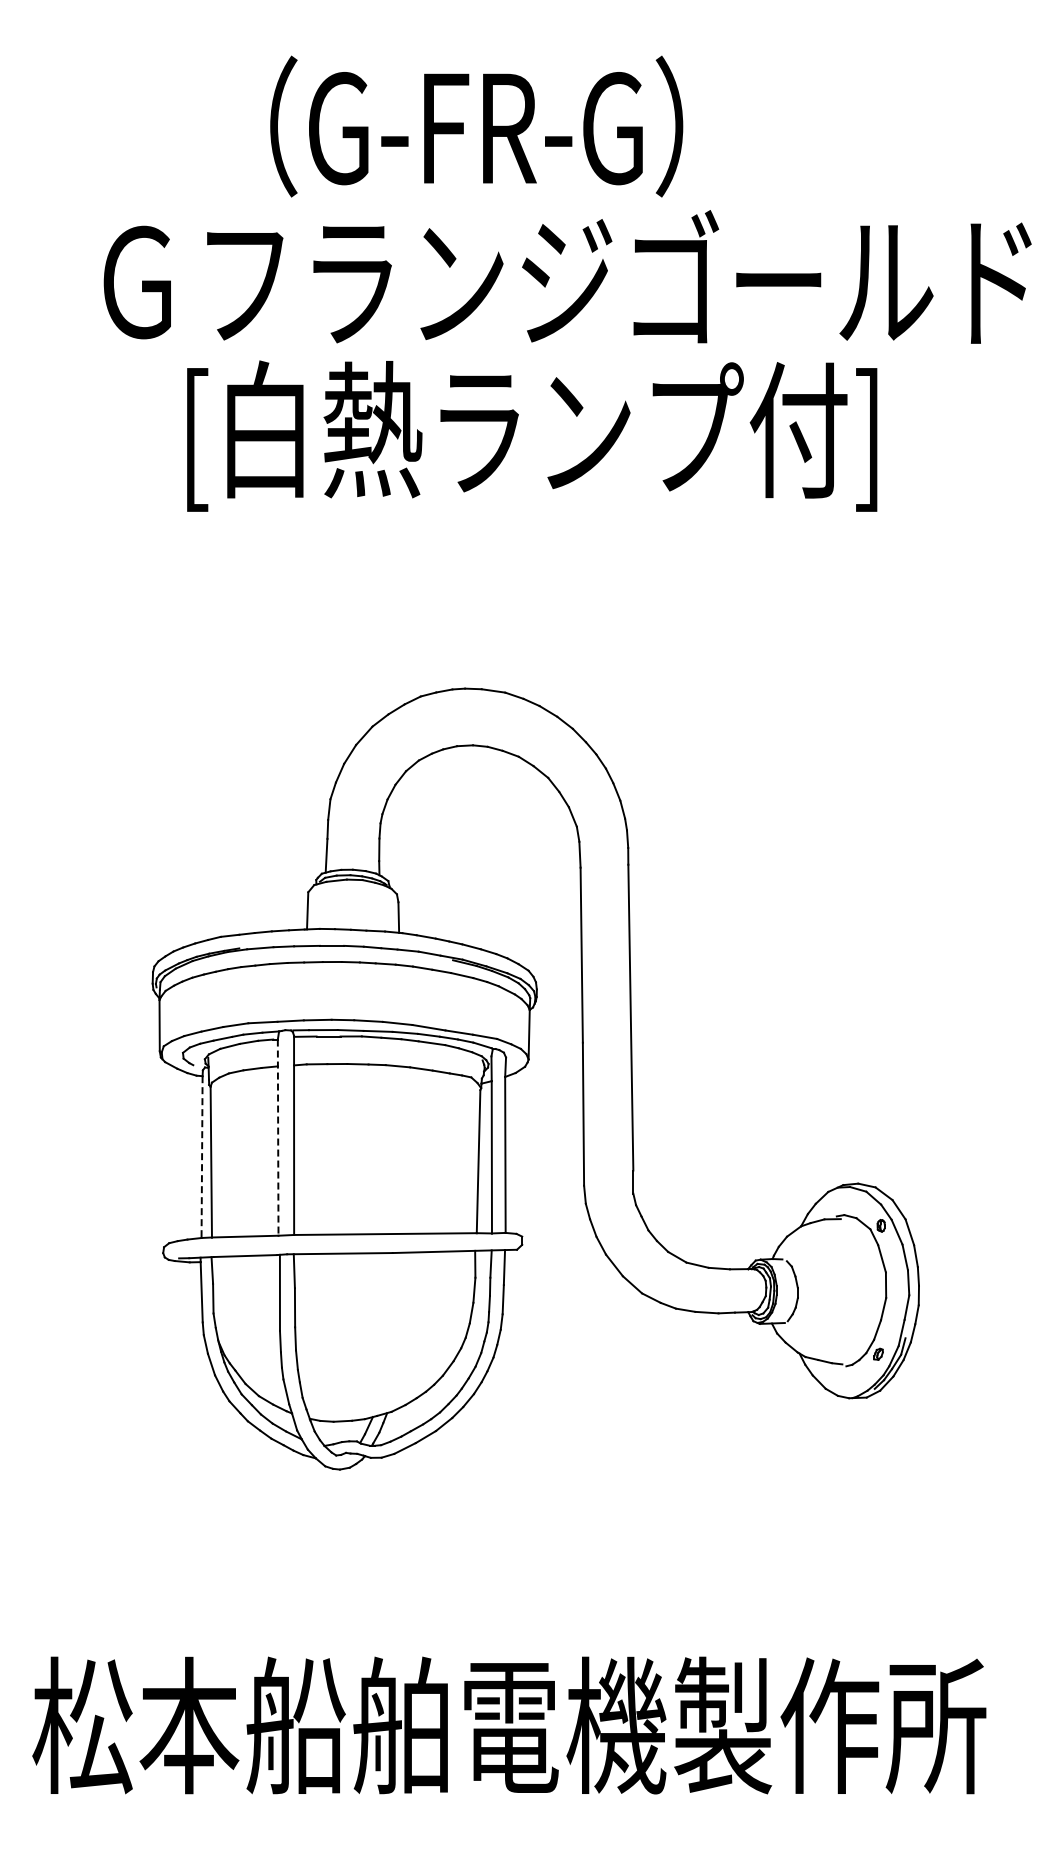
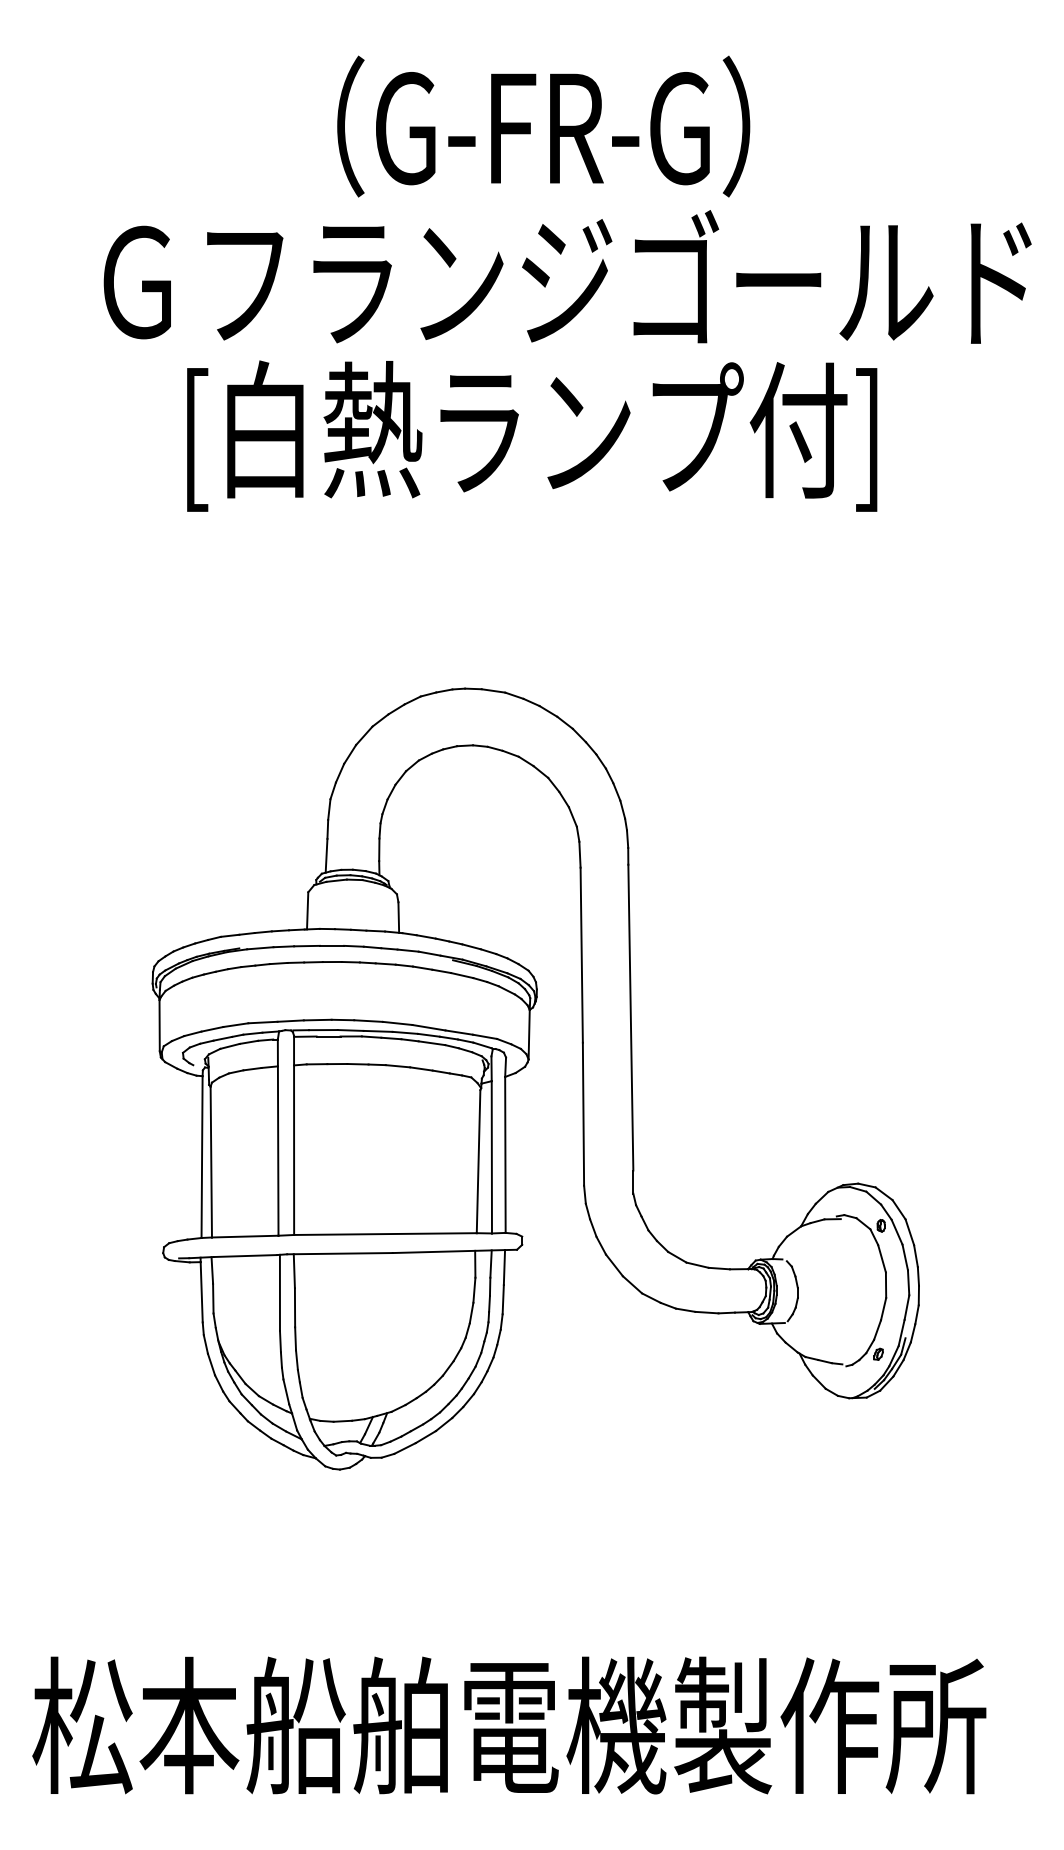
text position: (476, 126) -> (543, 126) (543, 126)
line: dashed -> solid (278, 1138)
line: dashed -> solid (202, 1157)
